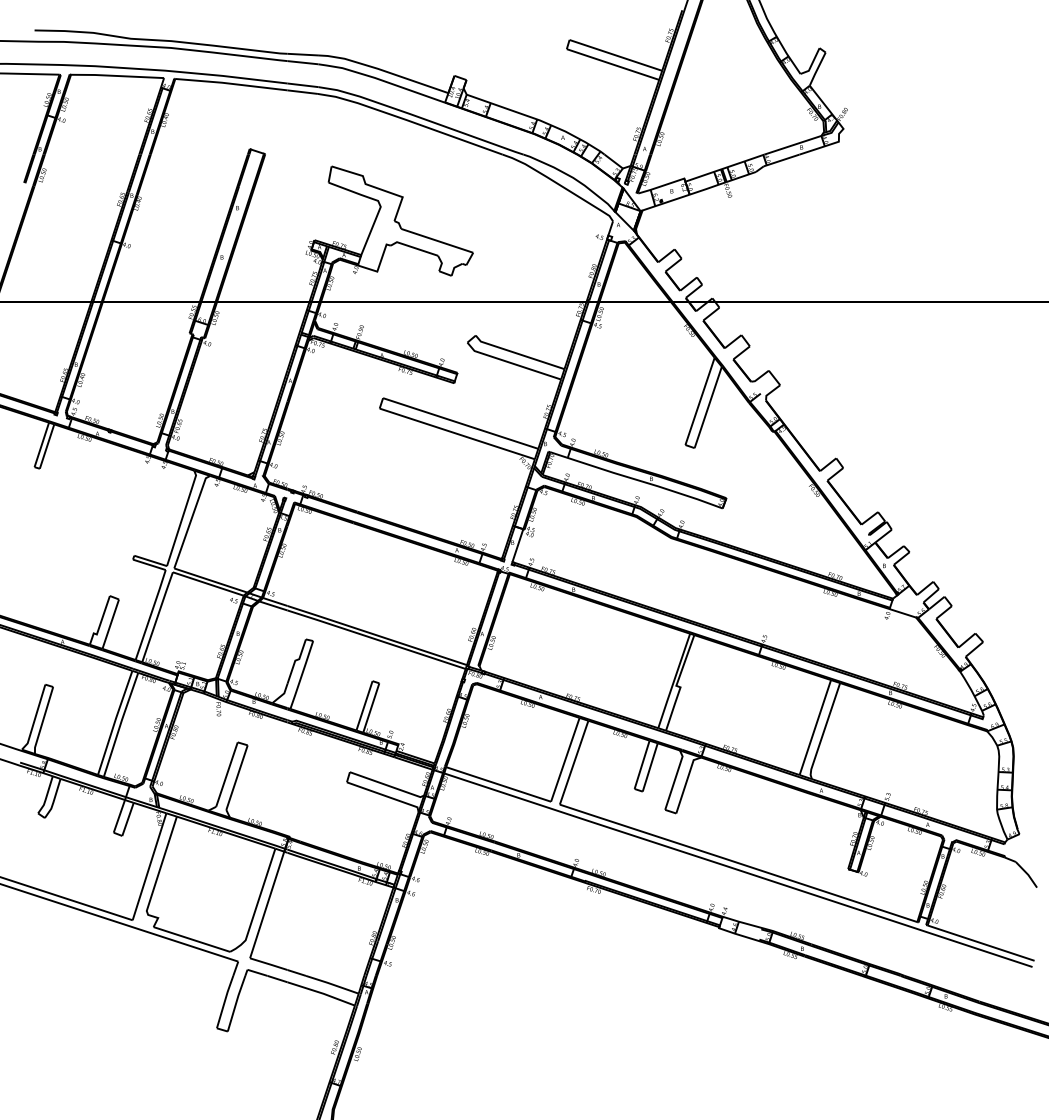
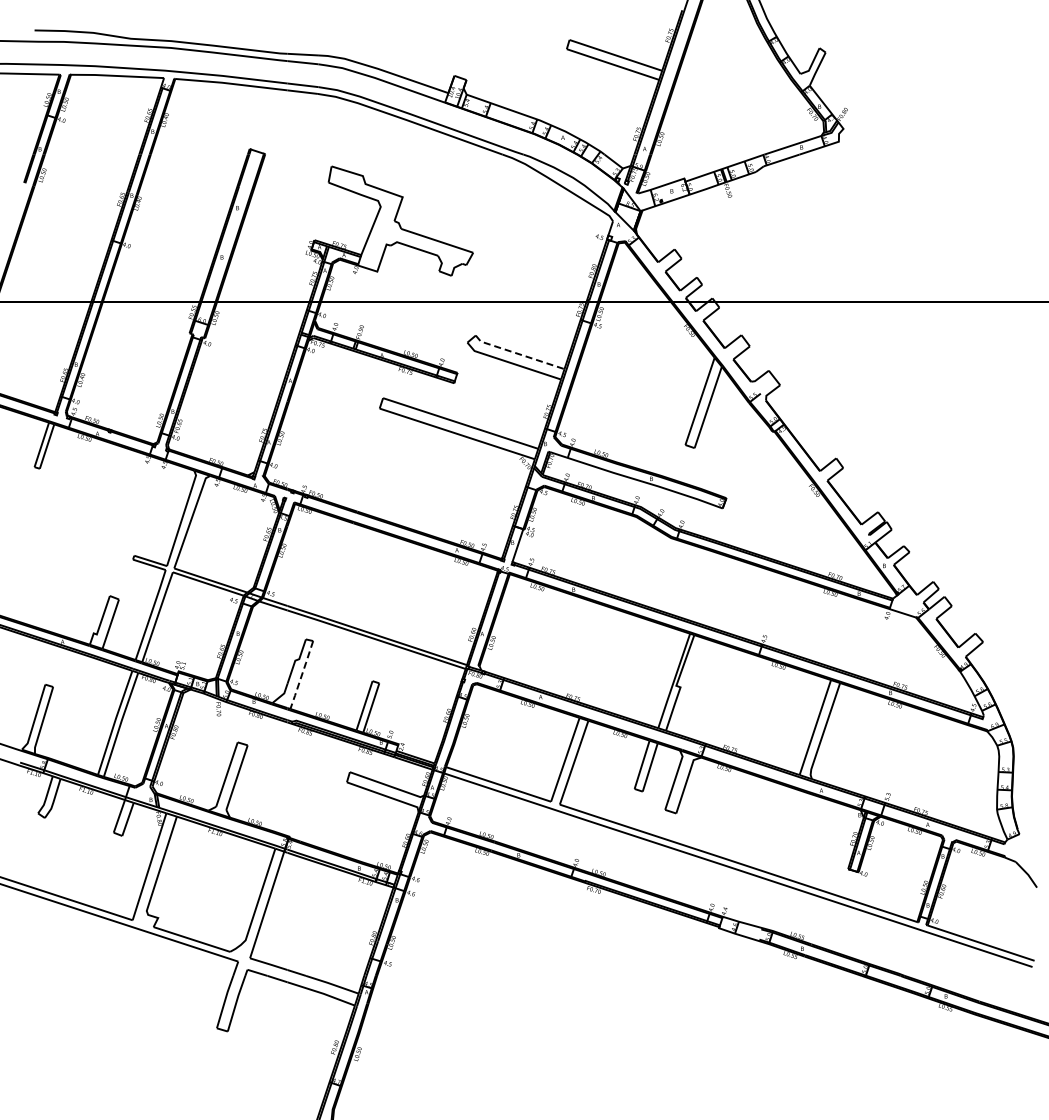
line: solid -> dashed (518, 353)
line: solid -> dashed (301, 675)
